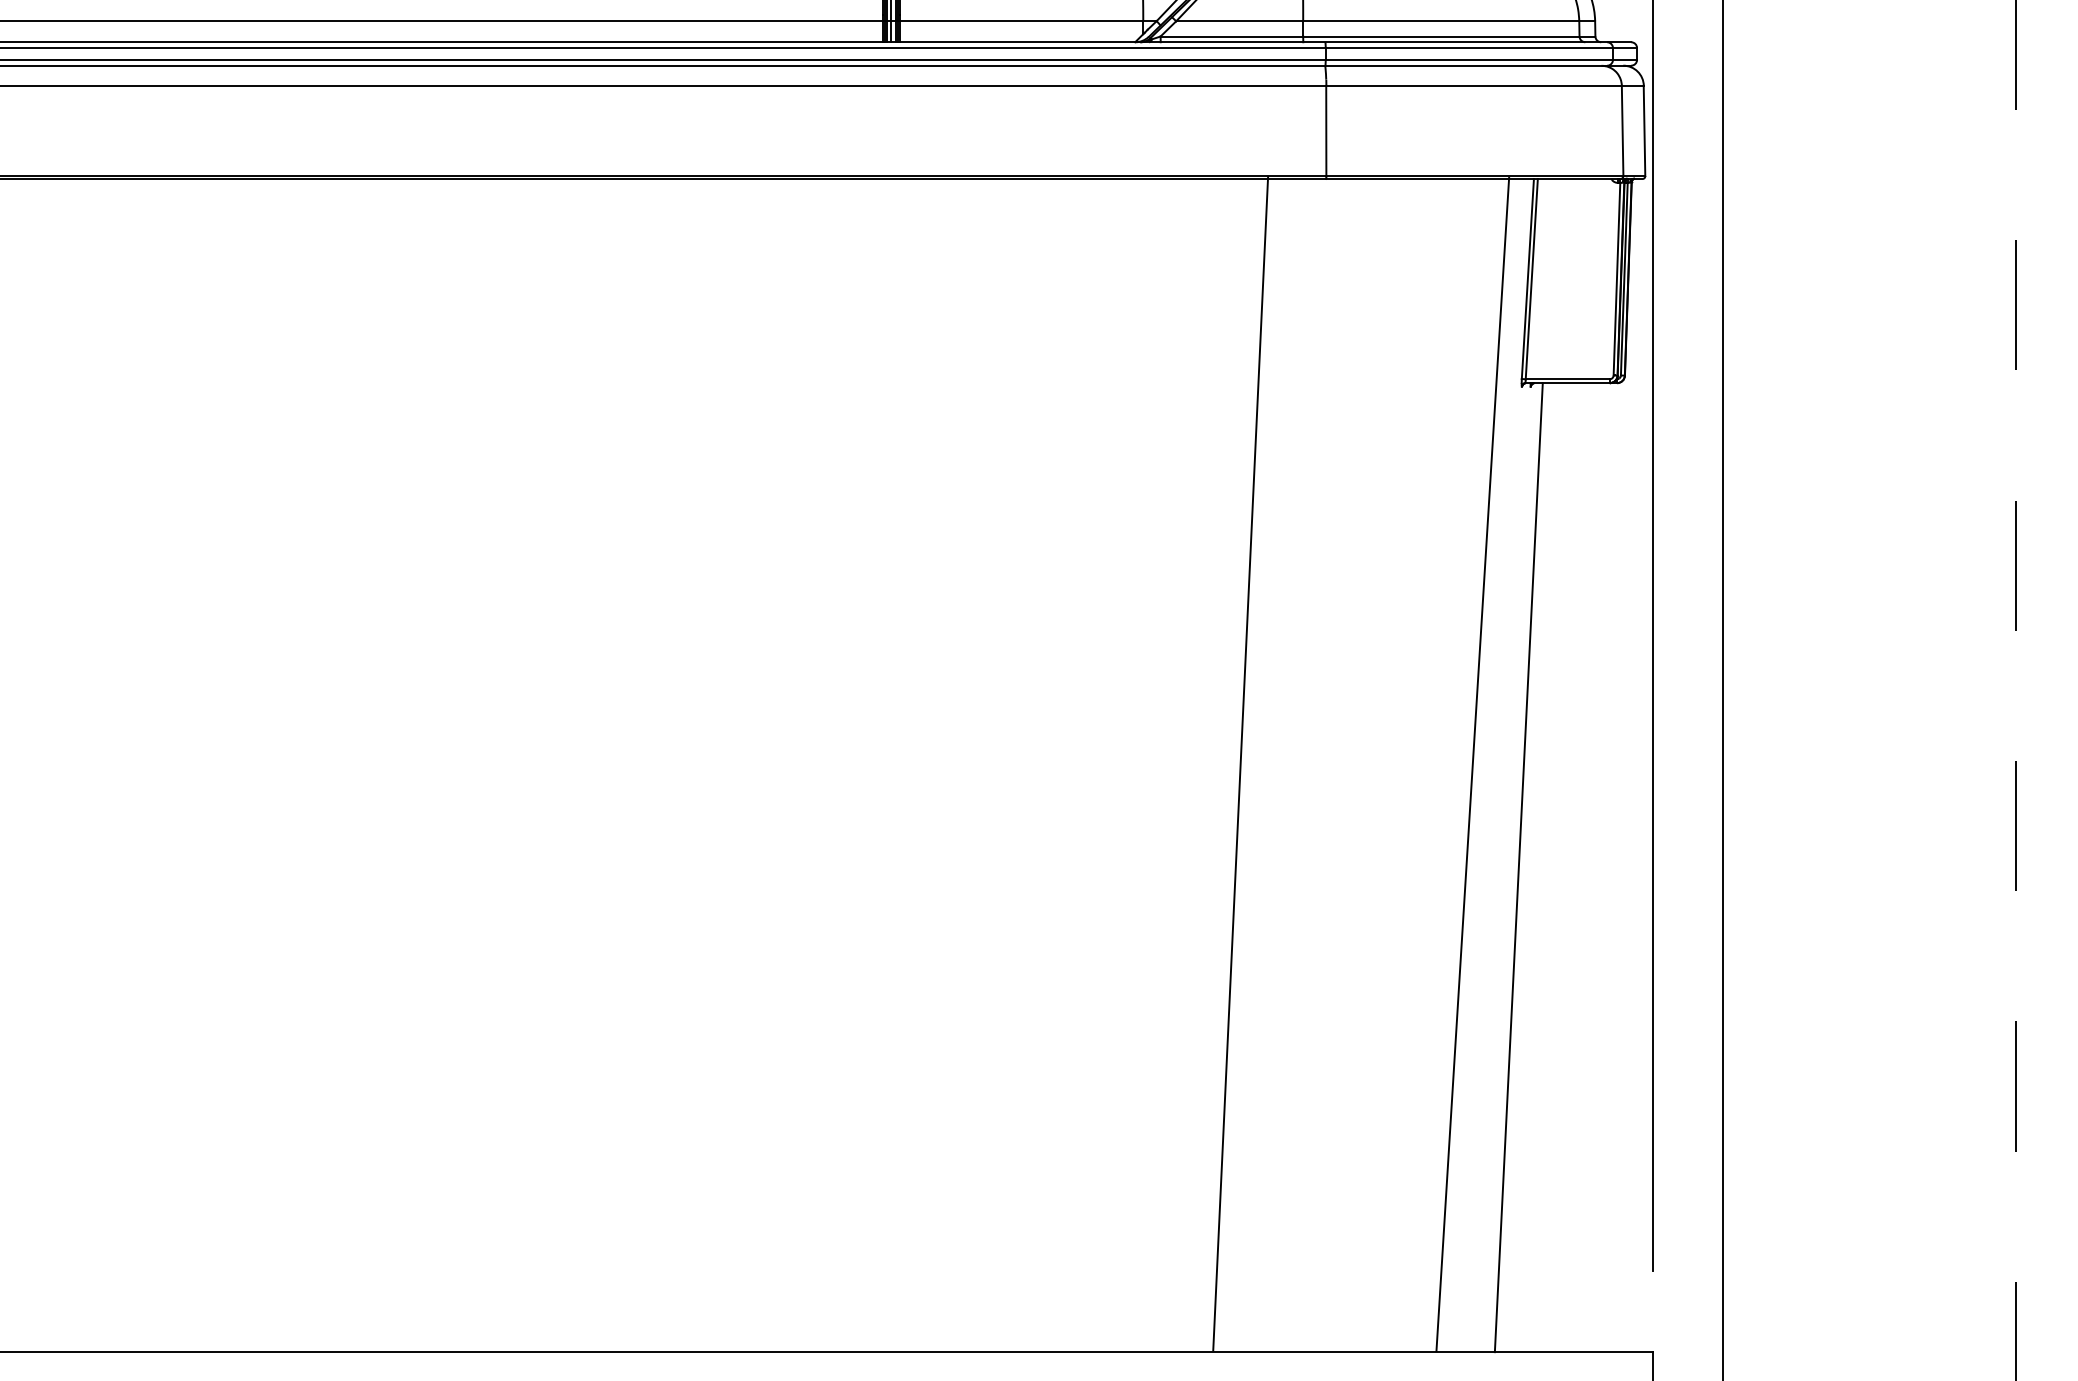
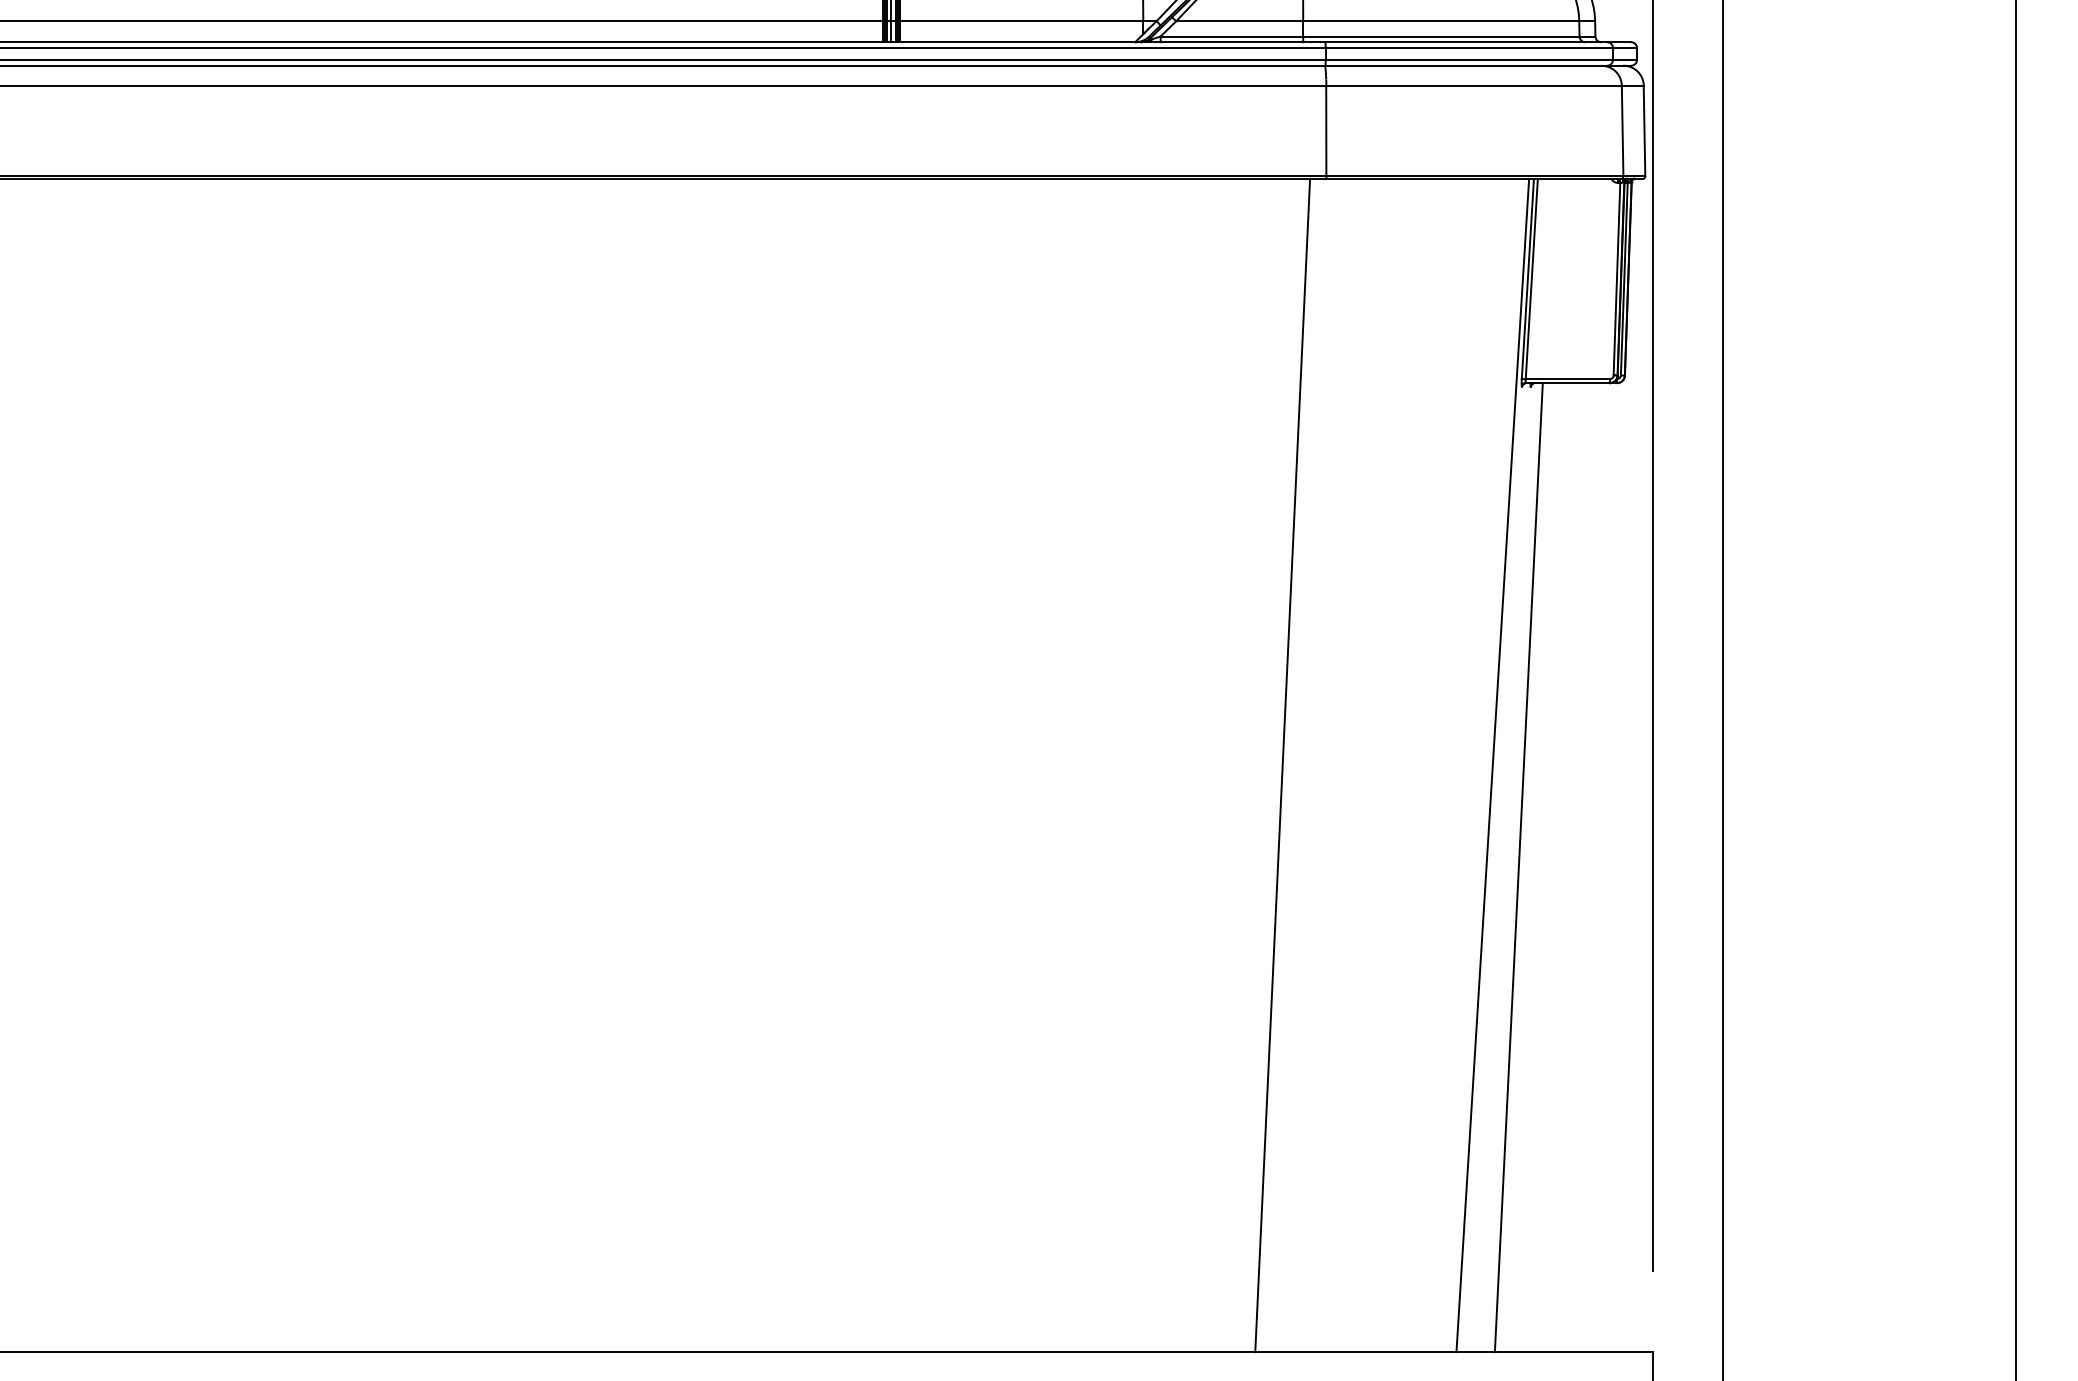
line: dashed -> solid (2015, 690)
line position: (1240, 763) -> (1282, 765) (1282, 765)
line position: (1472, 764) -> (1492, 765) (1492, 765)
